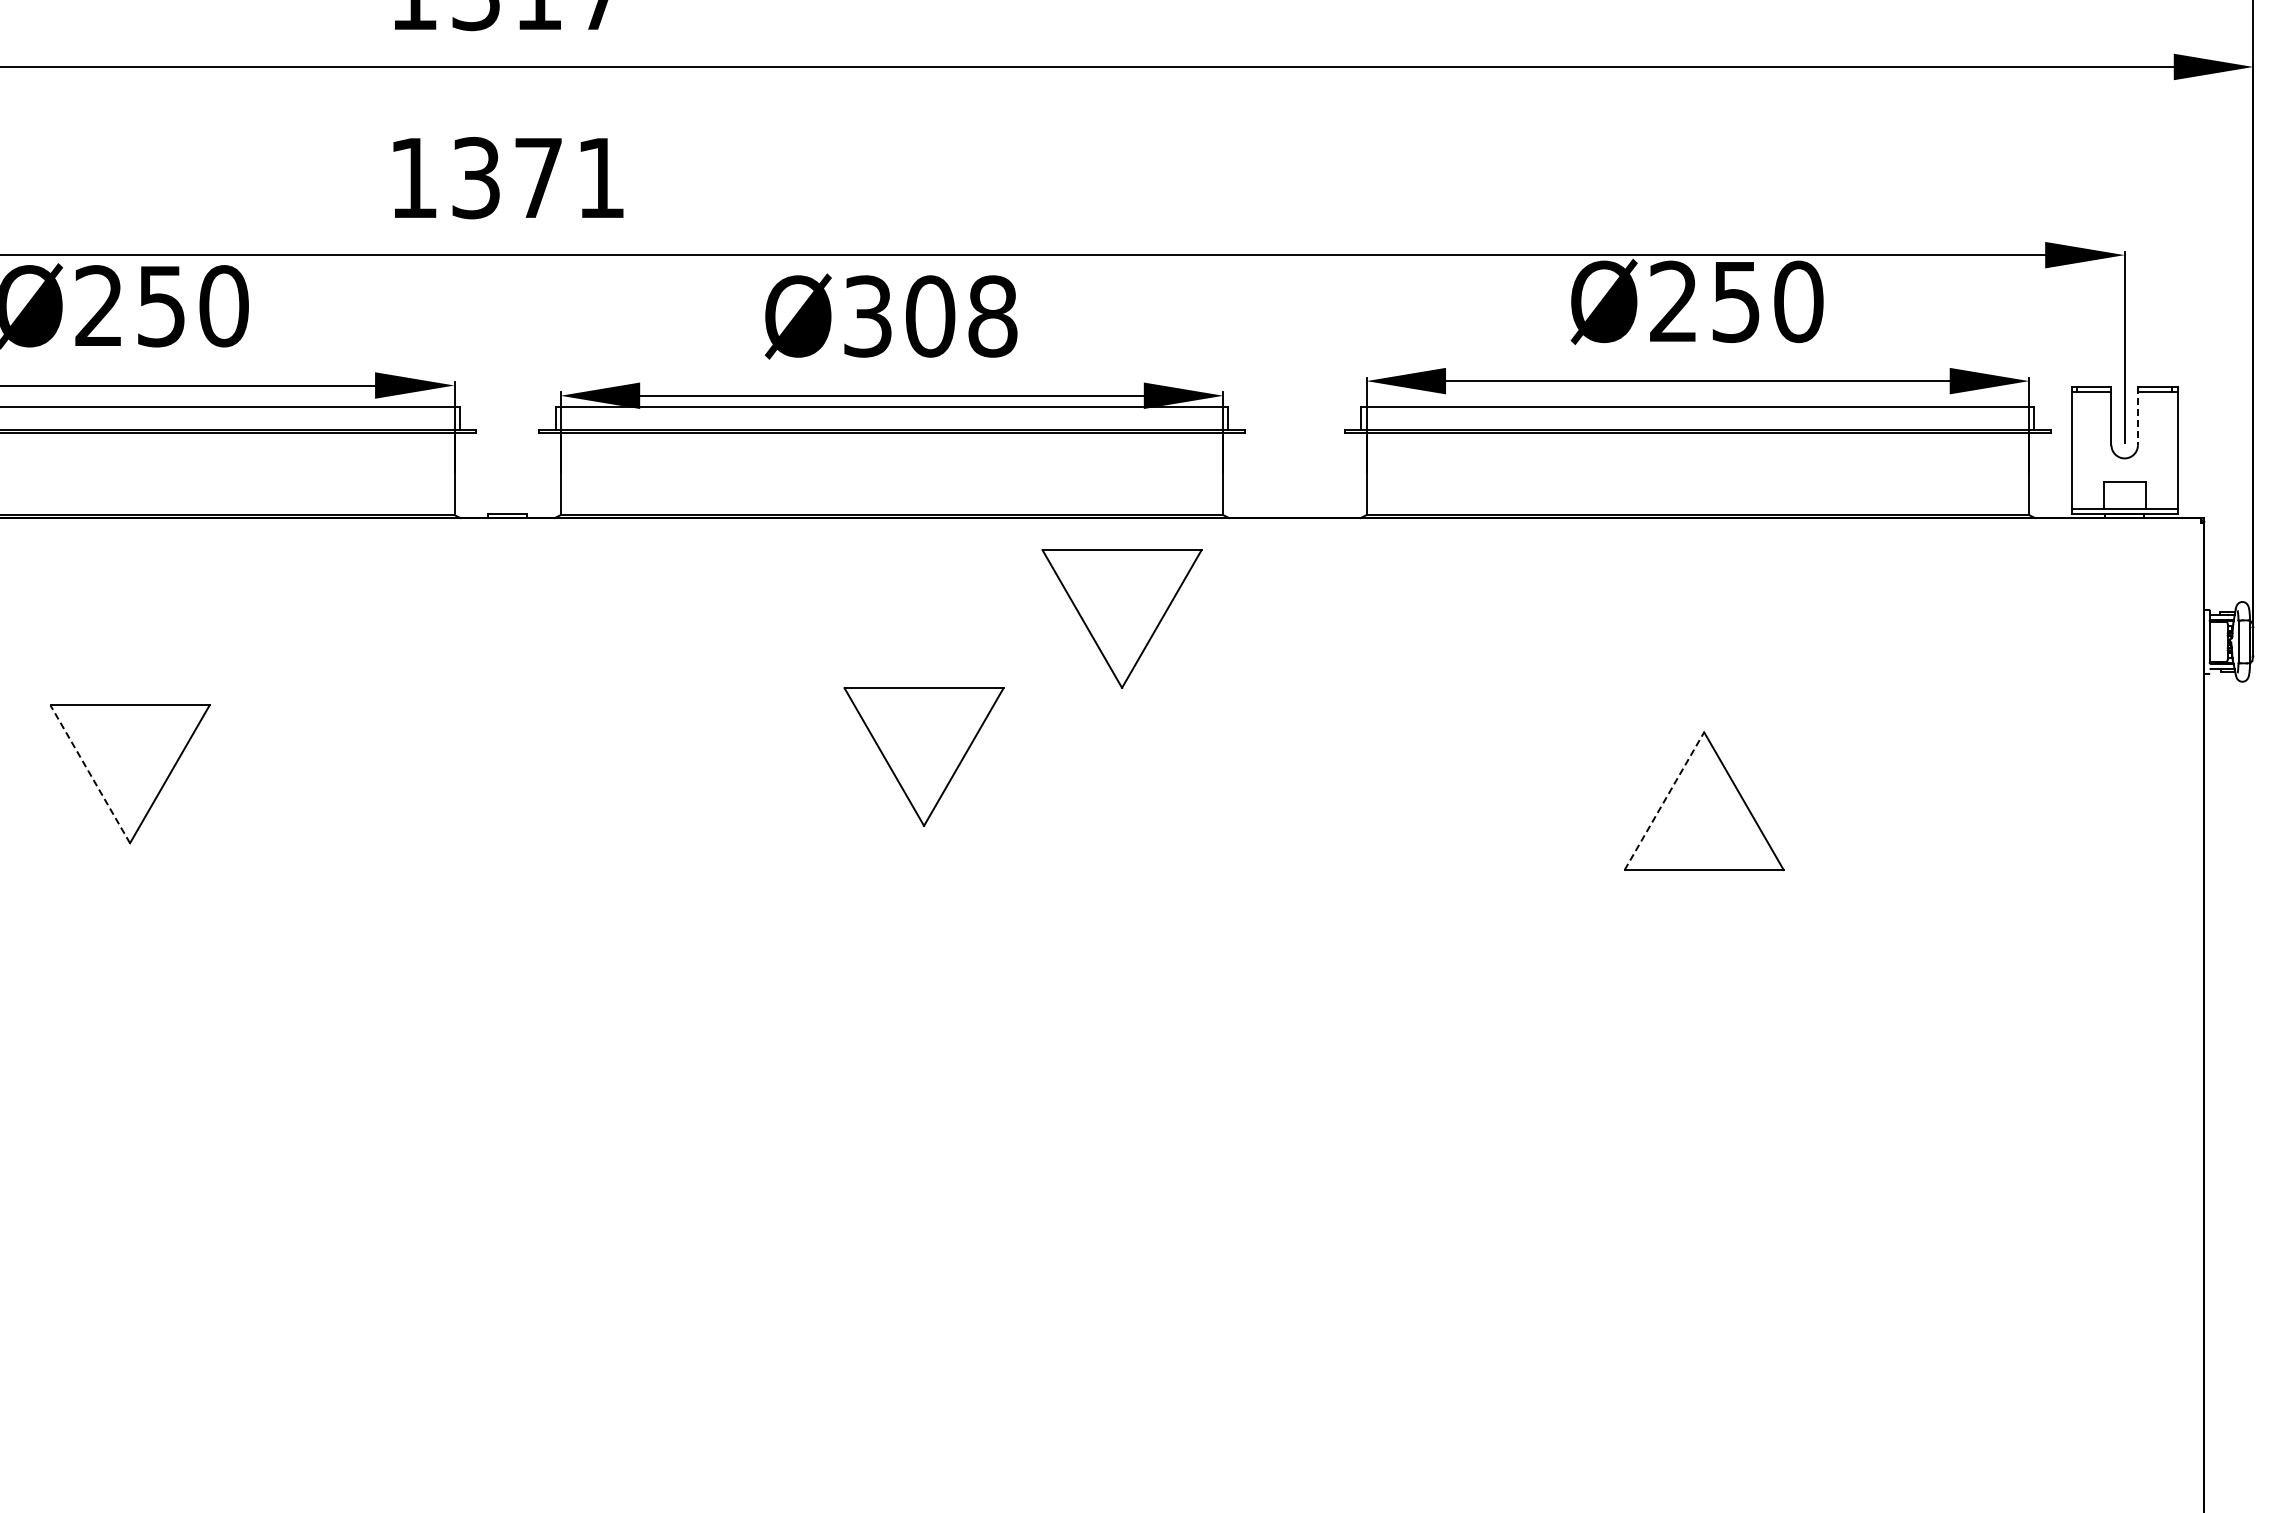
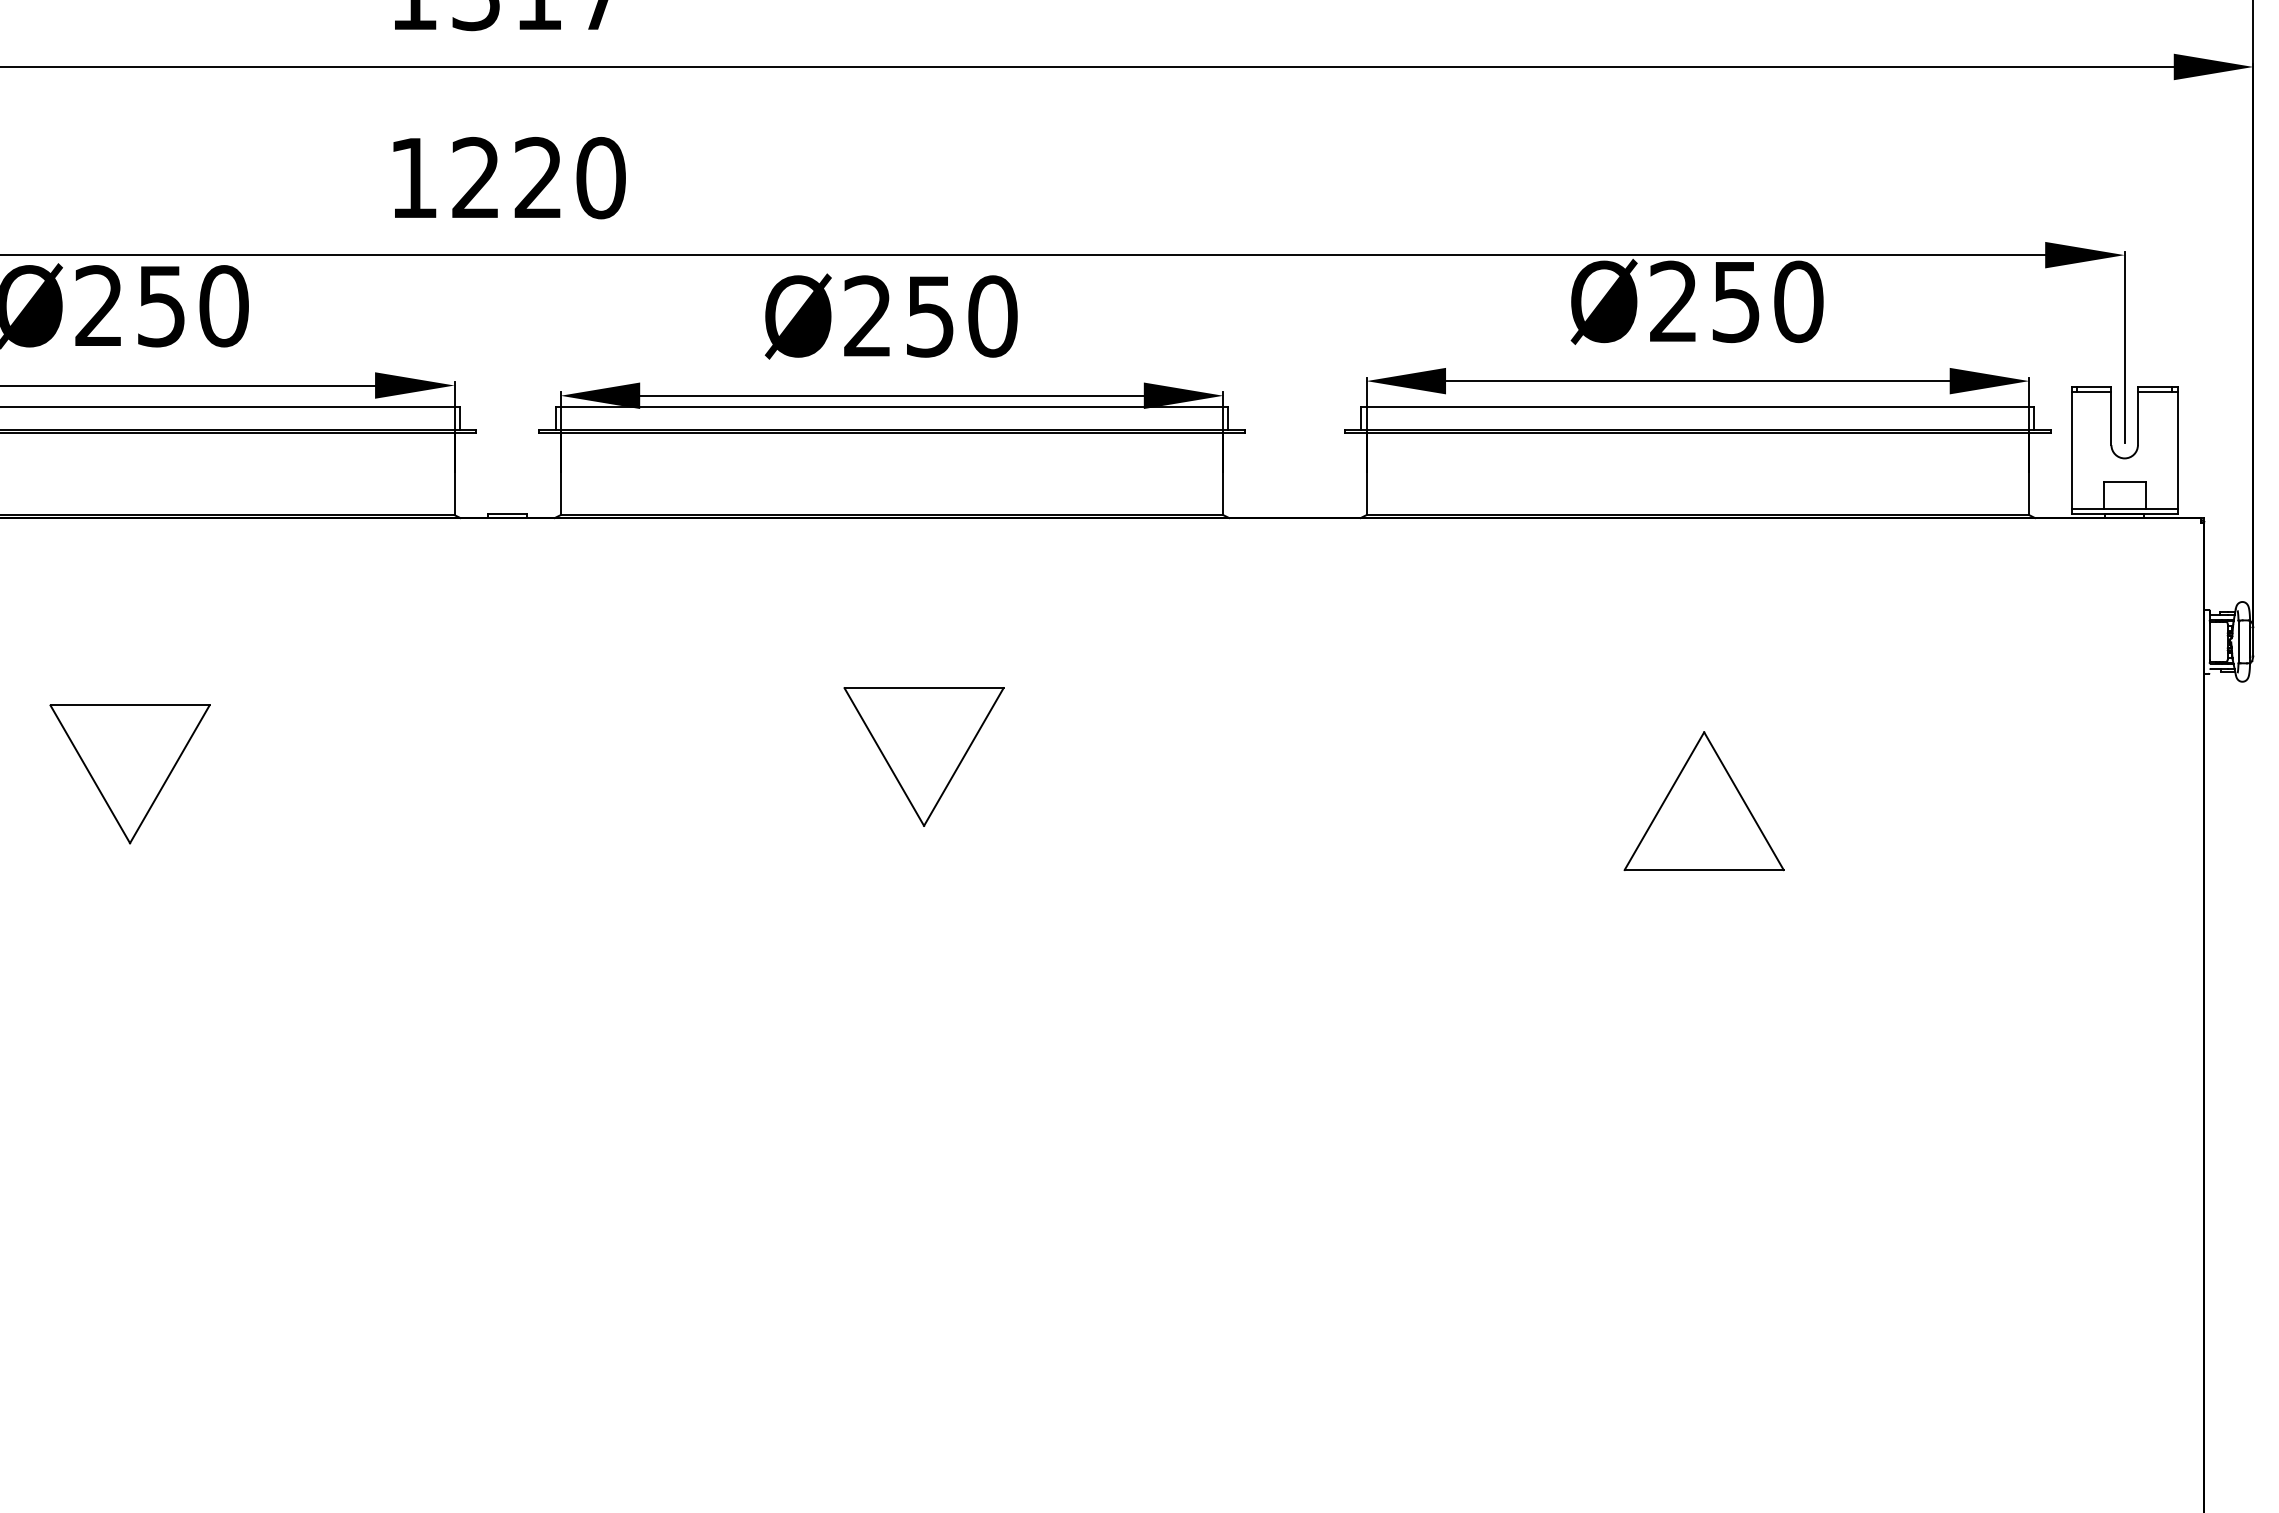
text: 1371 -> 1220 (538, 177)
text: Ø308 -> Ø250 (930, 316)
line: dashed -> solid (2137, 416)
part: present -> none (1121, 618)
line: dashed -> solid (90, 774)
line: dashed -> solid (1664, 801)
